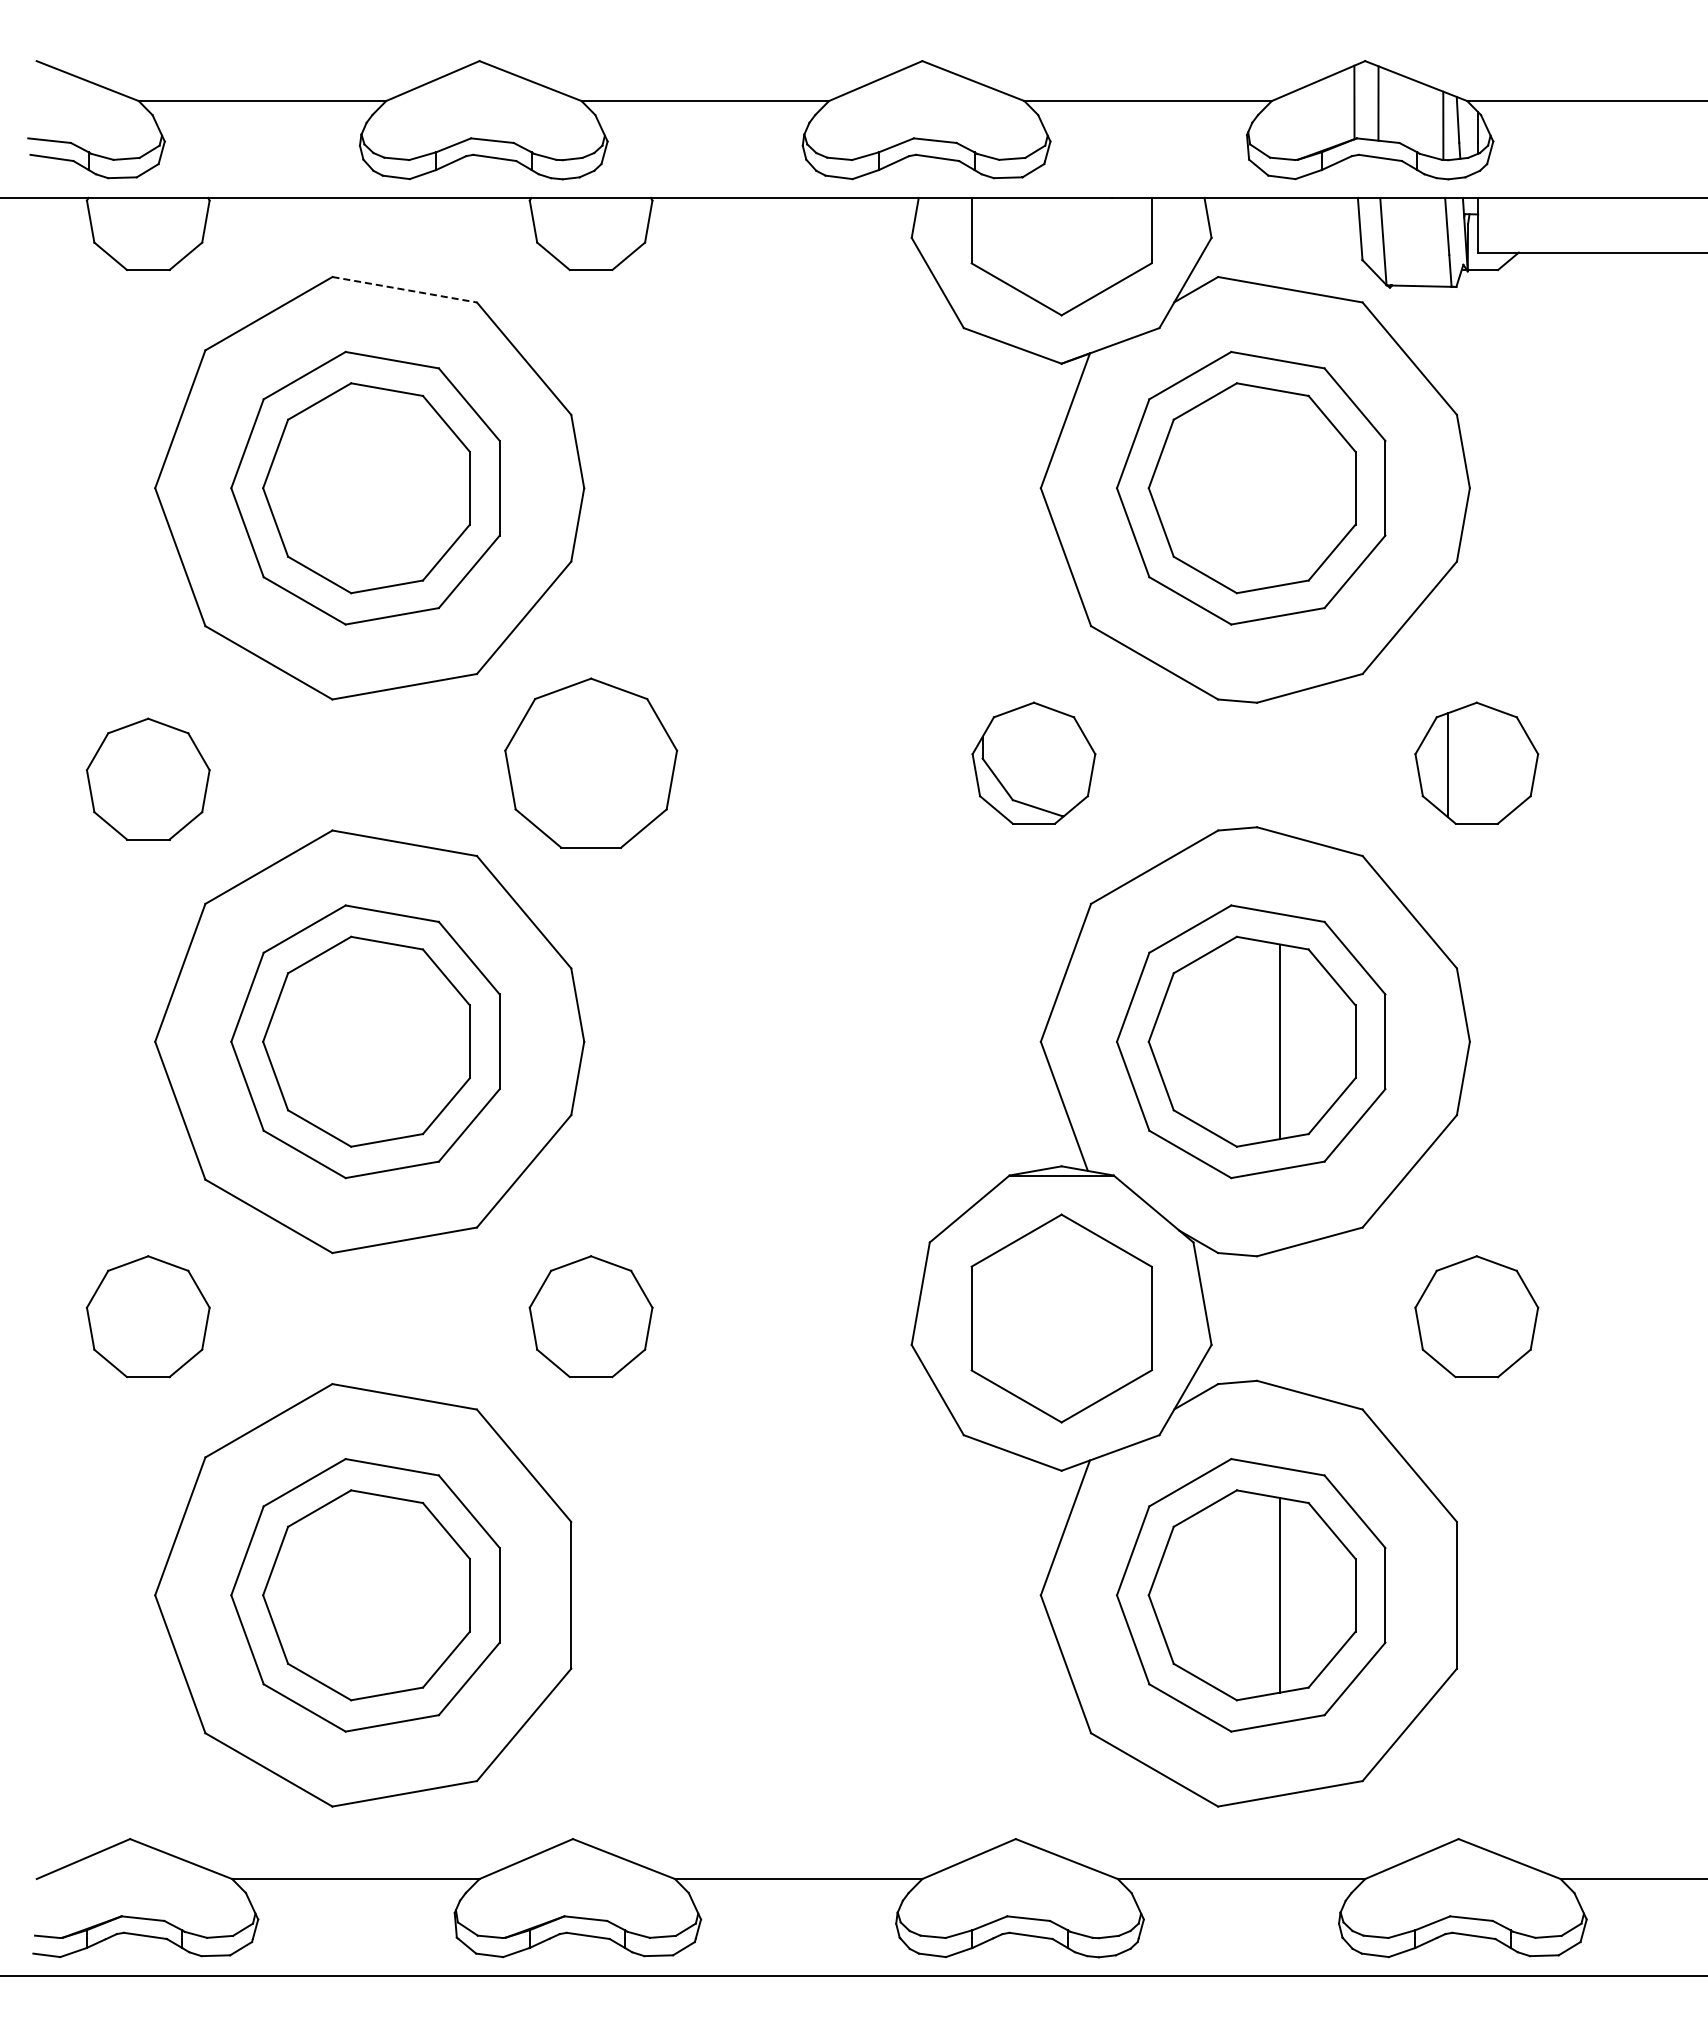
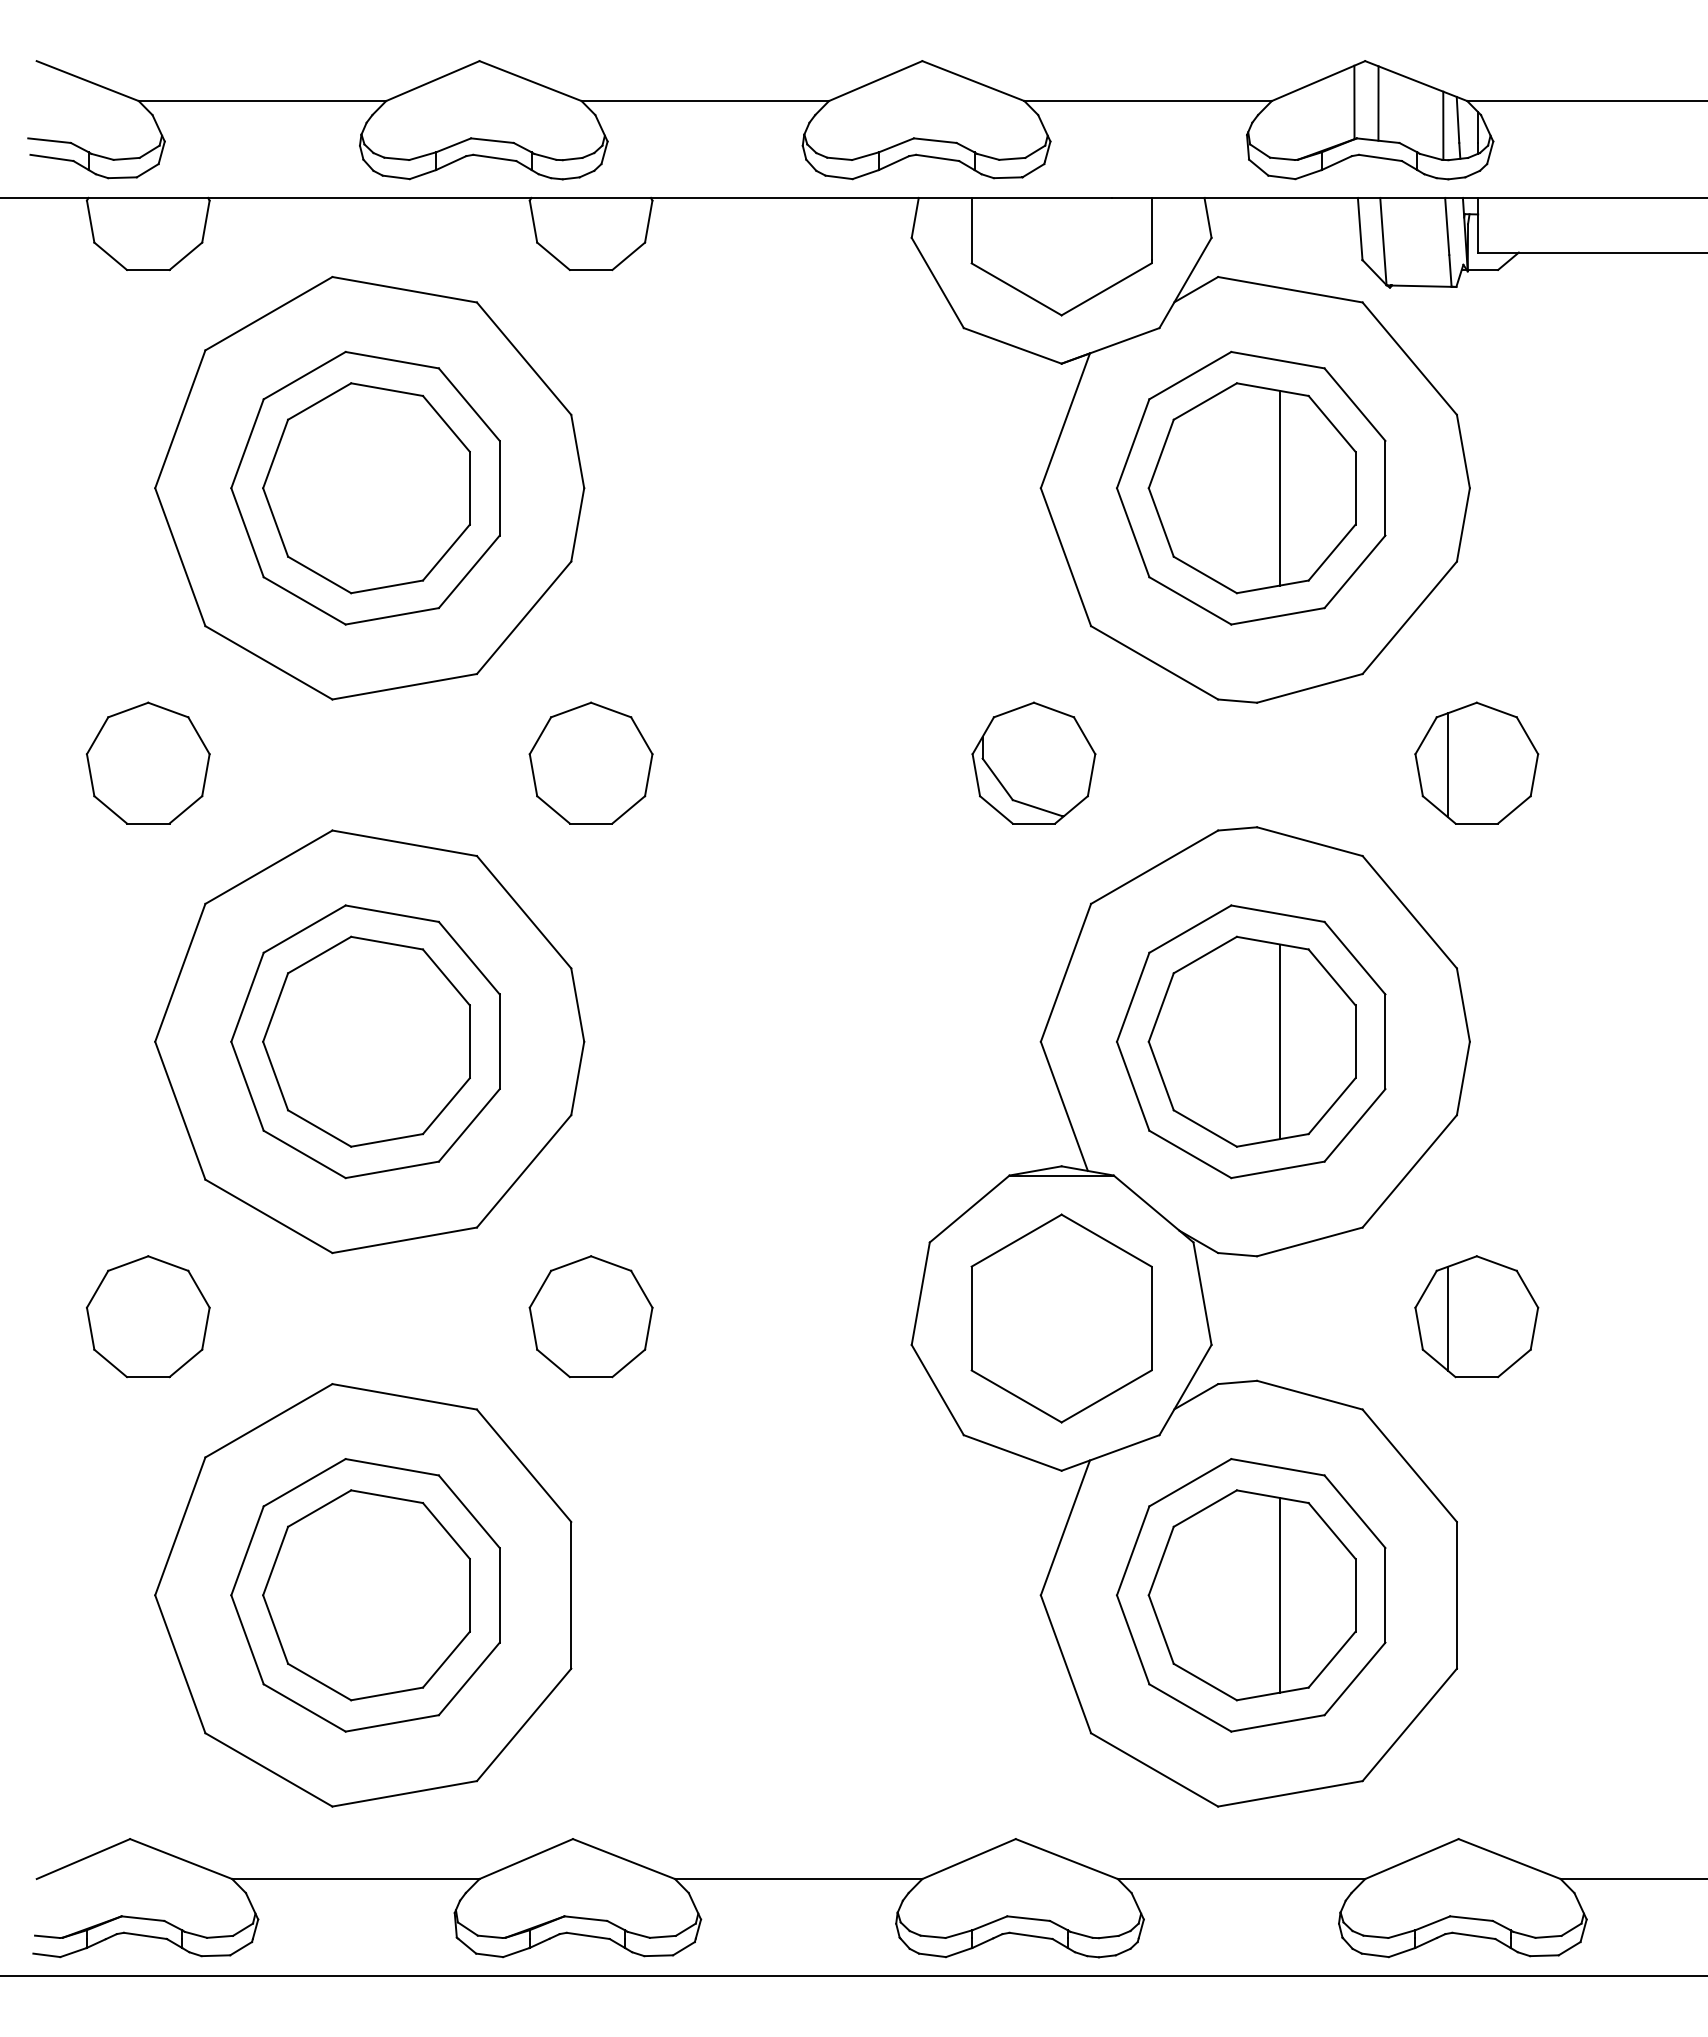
line: dashed -> solid (405, 289)
line: none -> present (1280, 487)
part size: 175x172 px -> 126x124 px (590, 762)
part position: (147, 778) -> (147, 762) (147, 762)
line: none -> present (1448, 1318)
